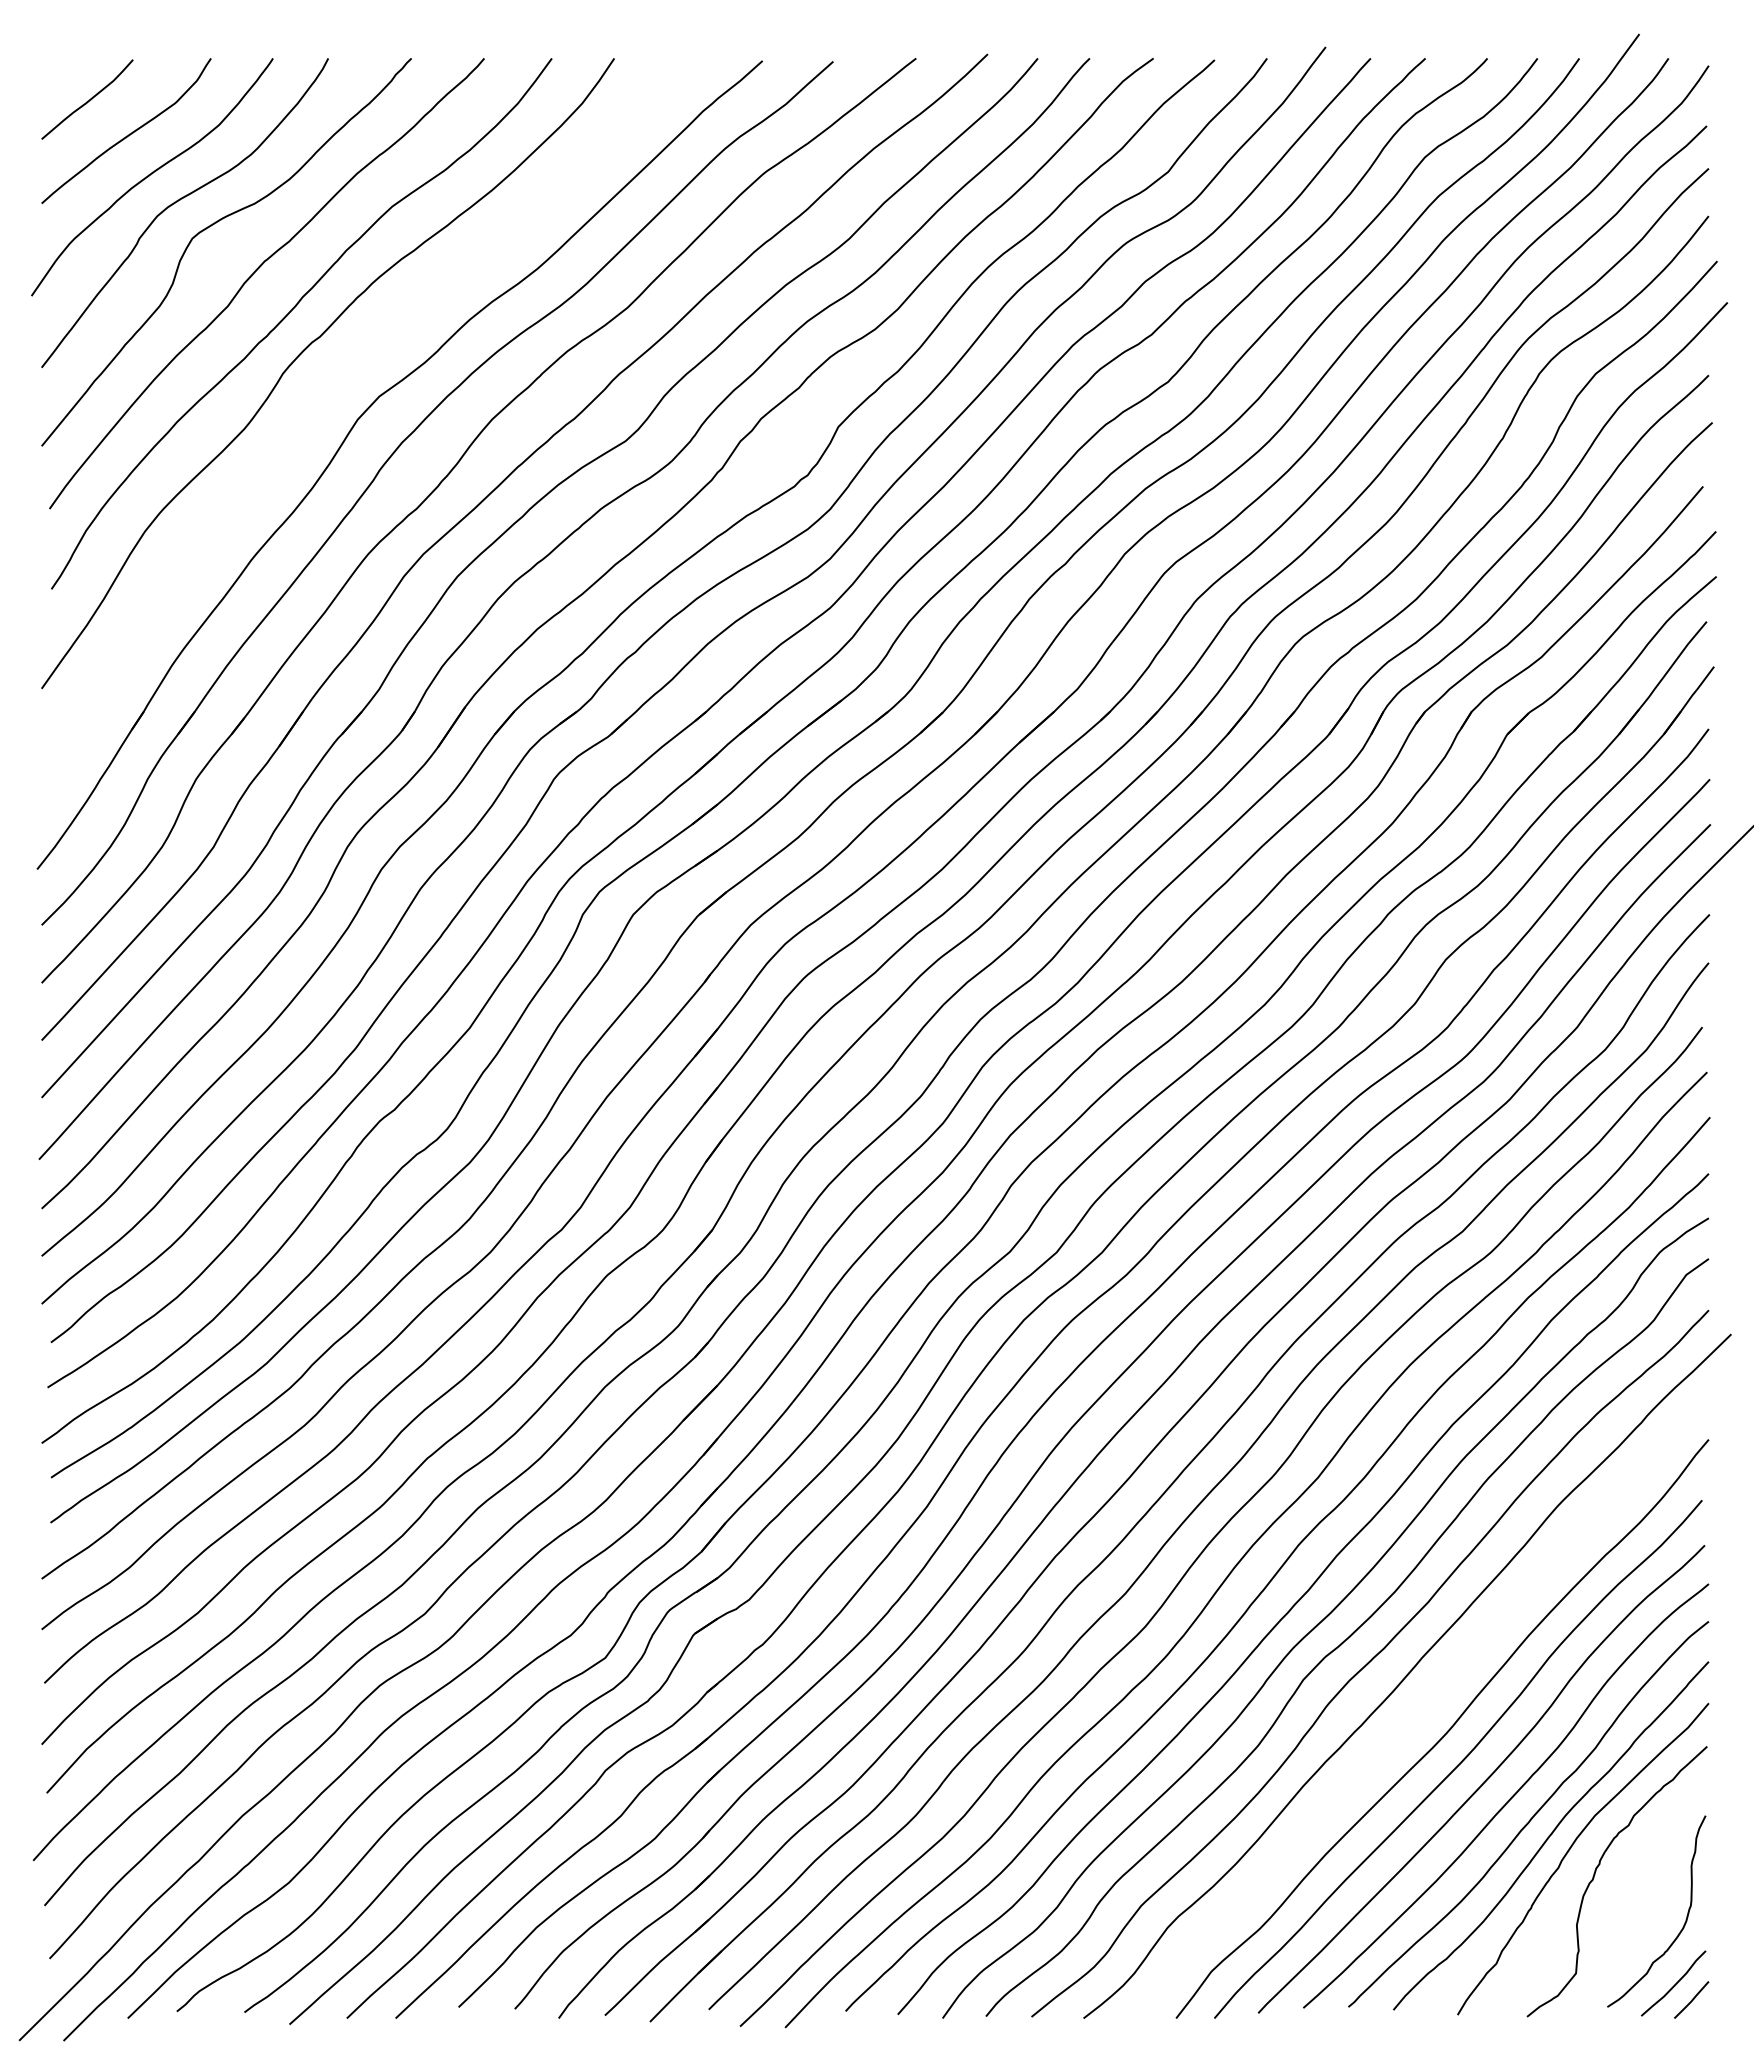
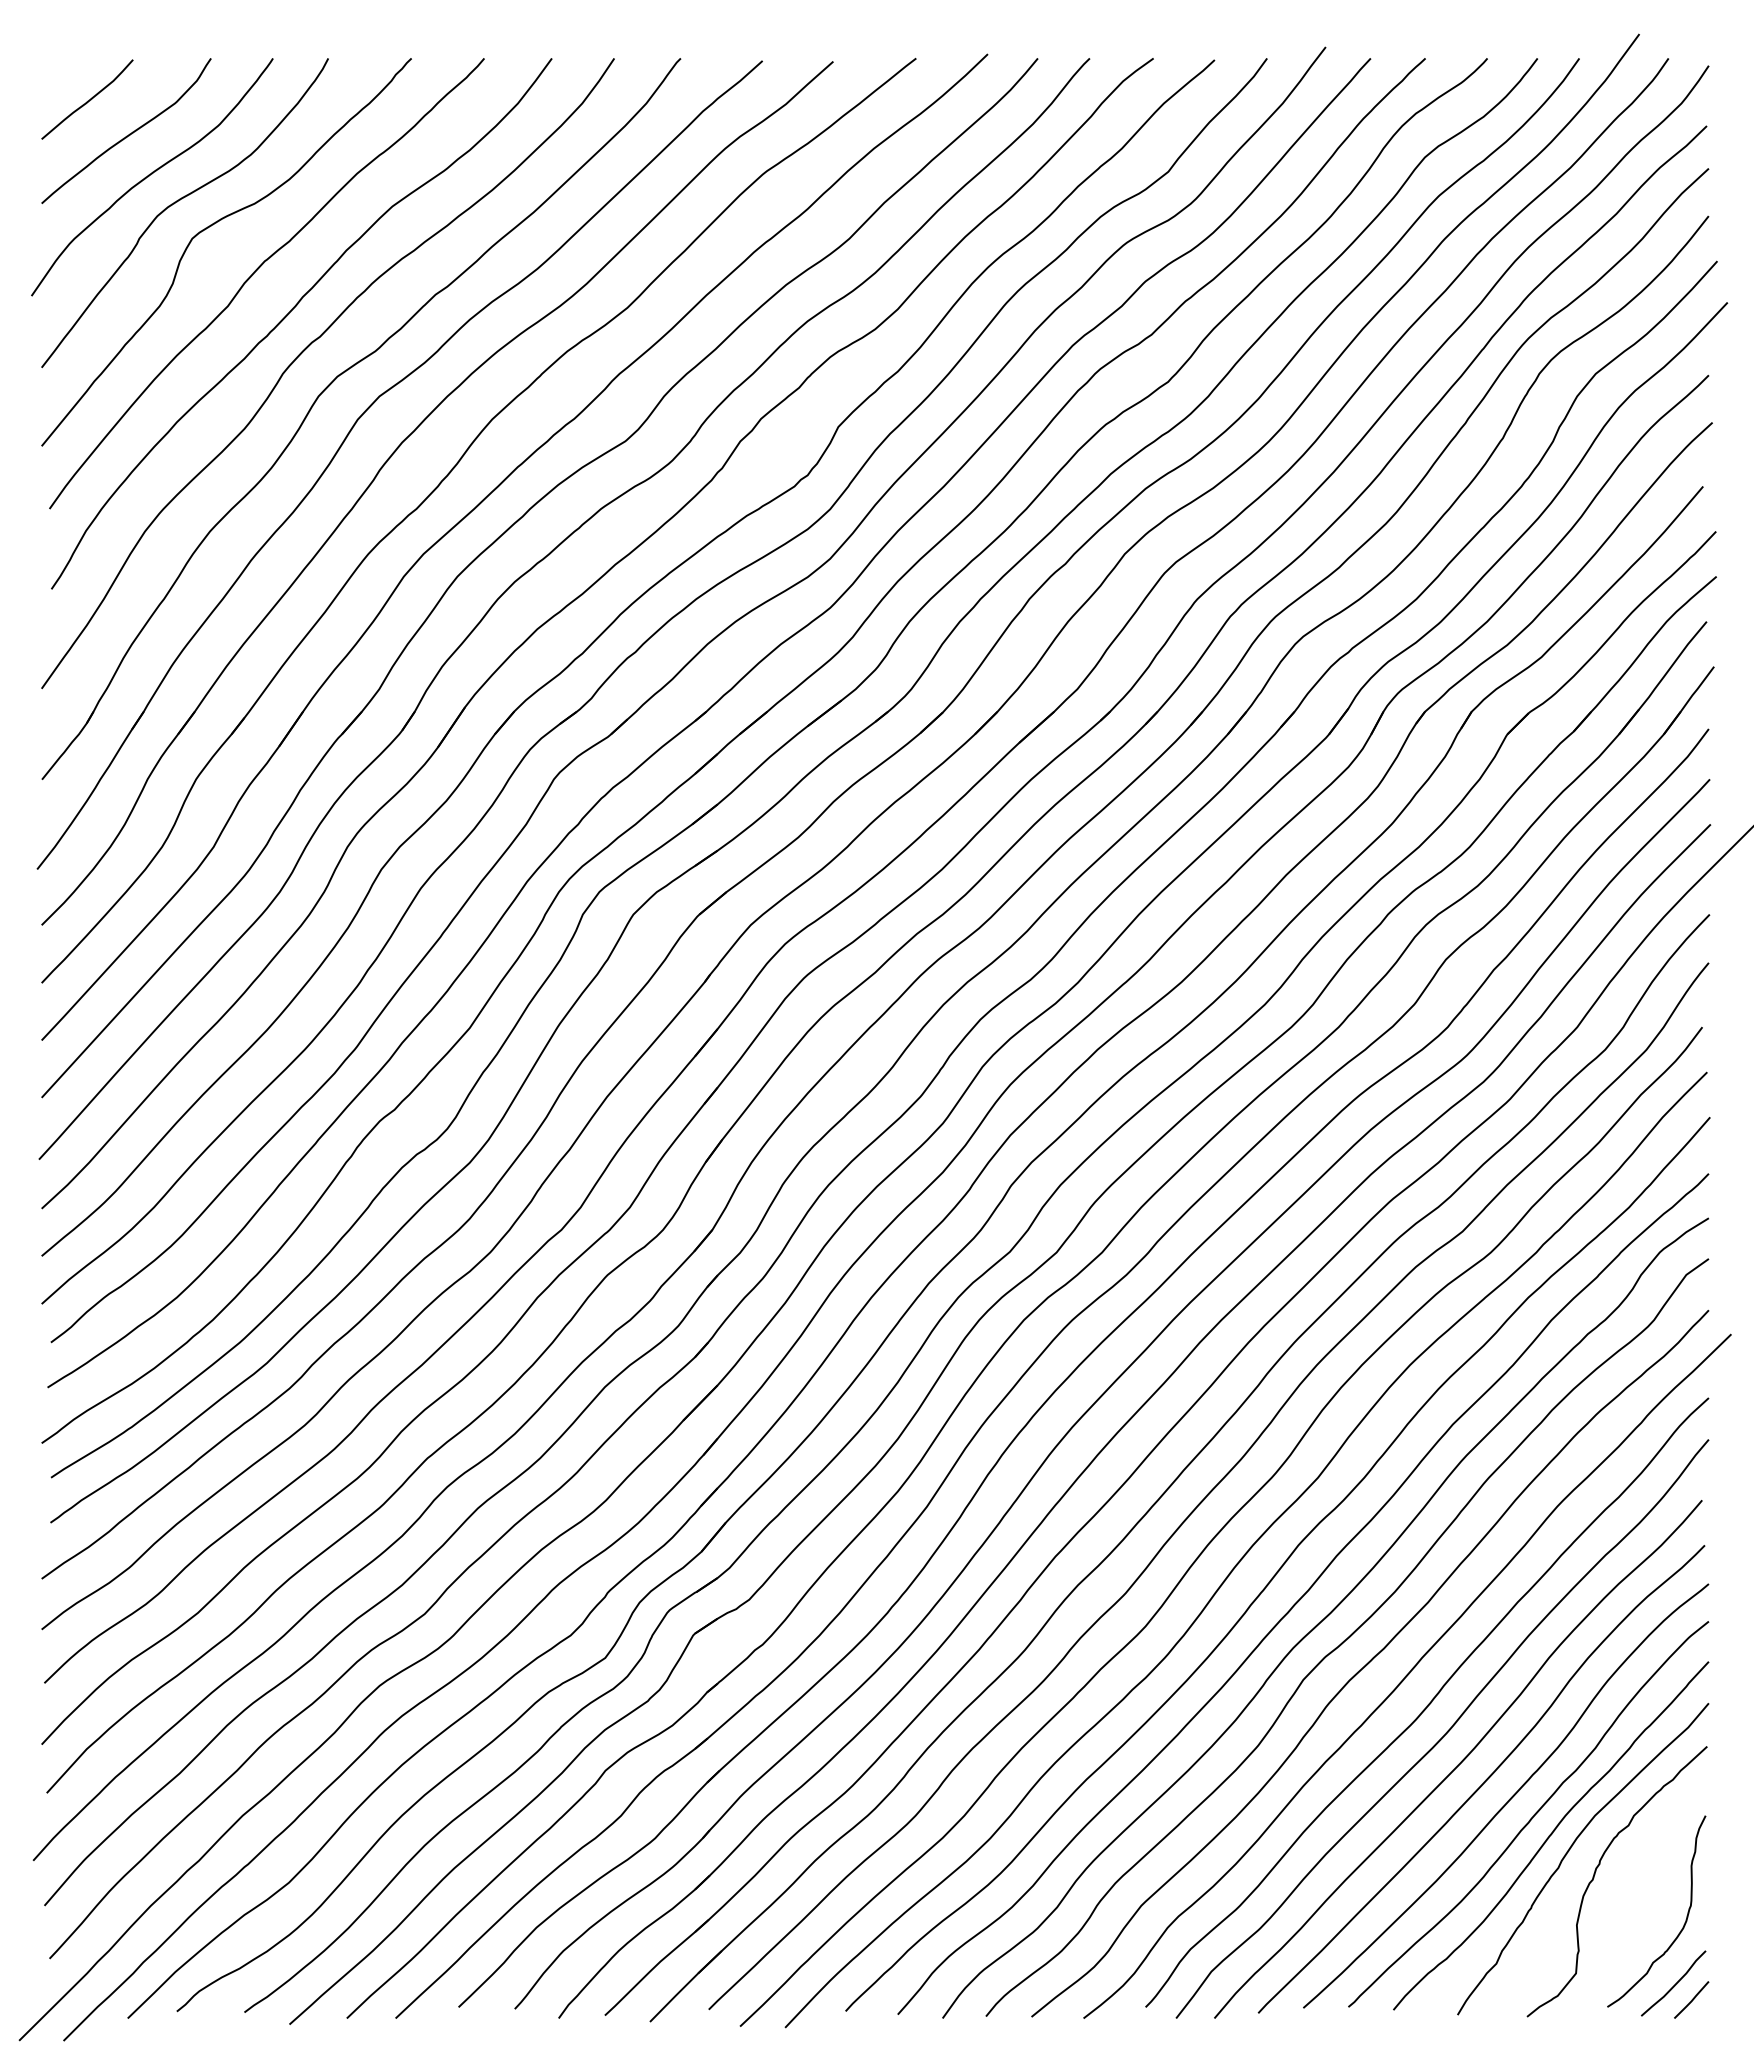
part: none -> present (329, 386)
curve: none -> present (1428, 1703)
